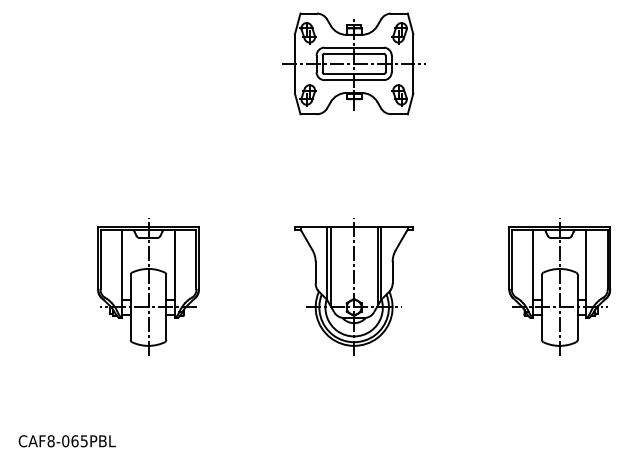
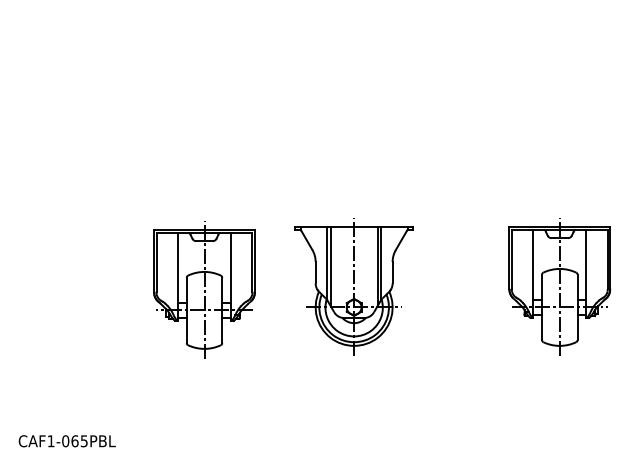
part: present -> none (353, 63)
part position: (148, 286) -> (204, 289) (204, 289)
text: CAF8-065PBL -> CAF1-065PBL (50, 441)
